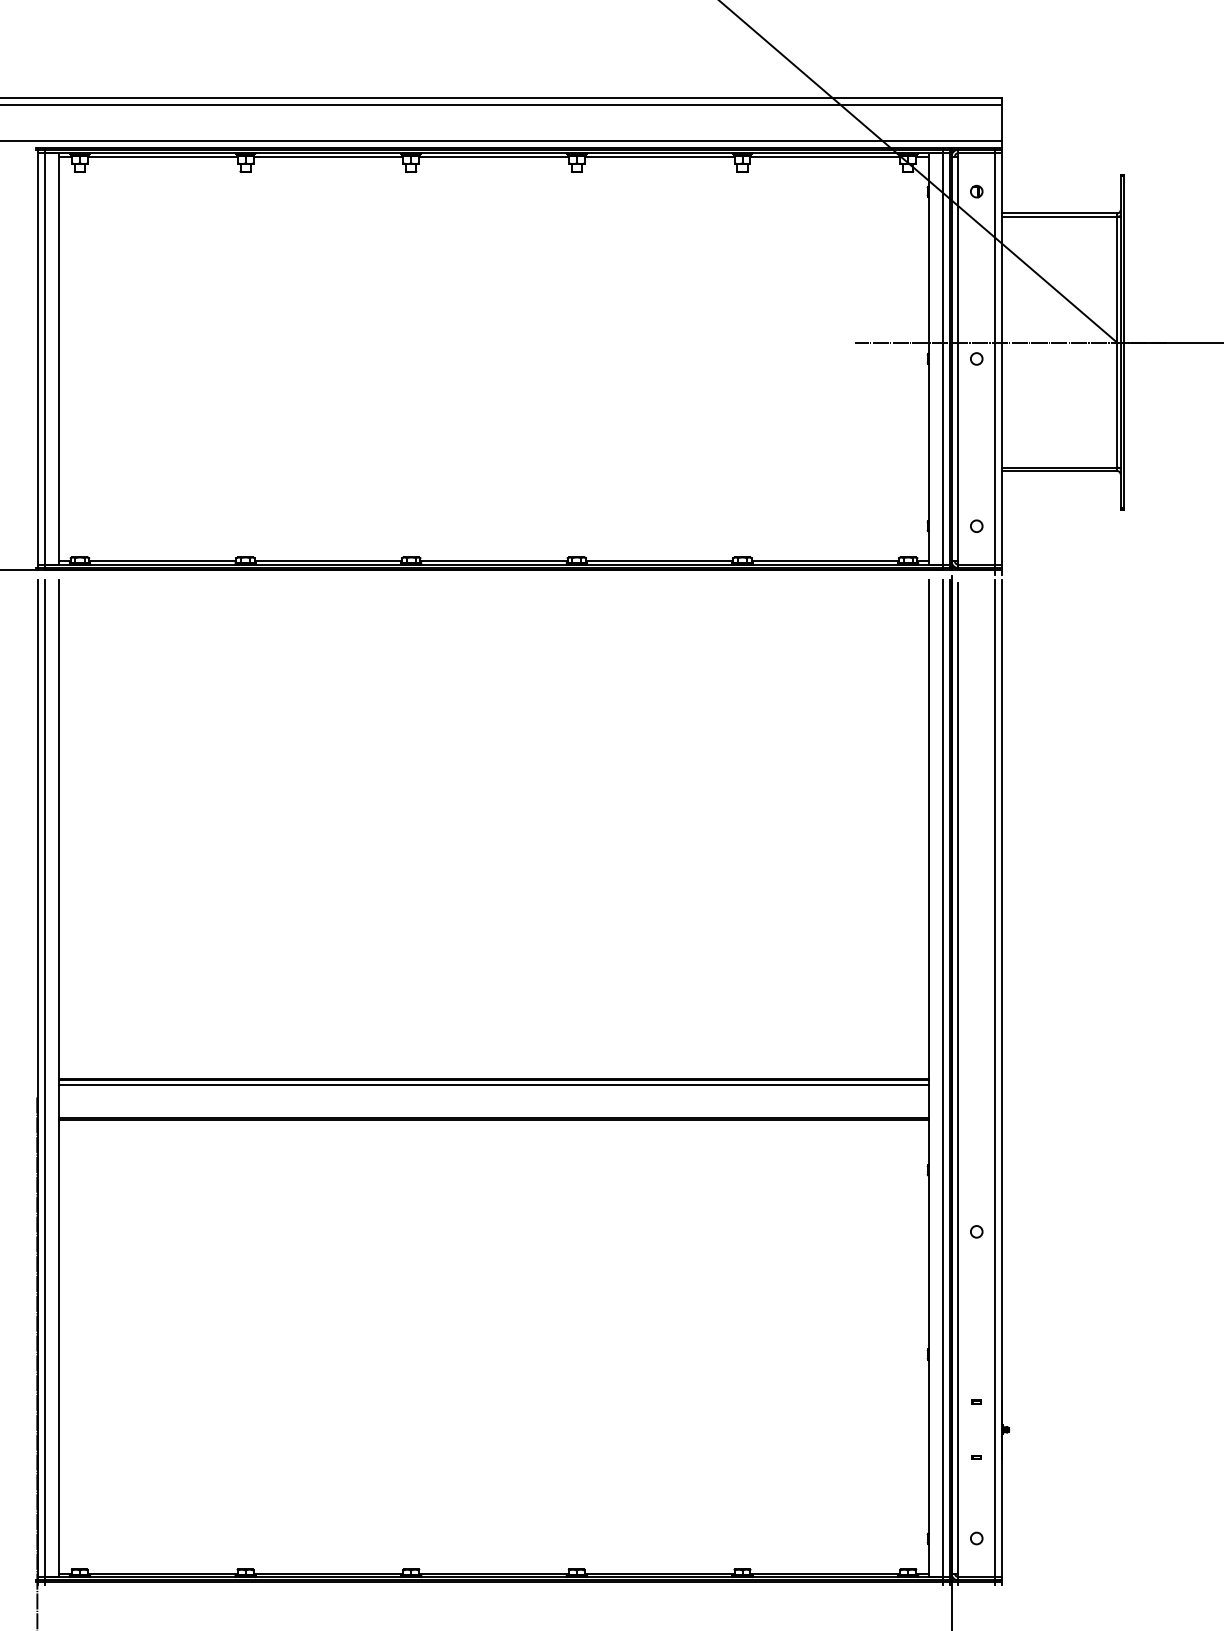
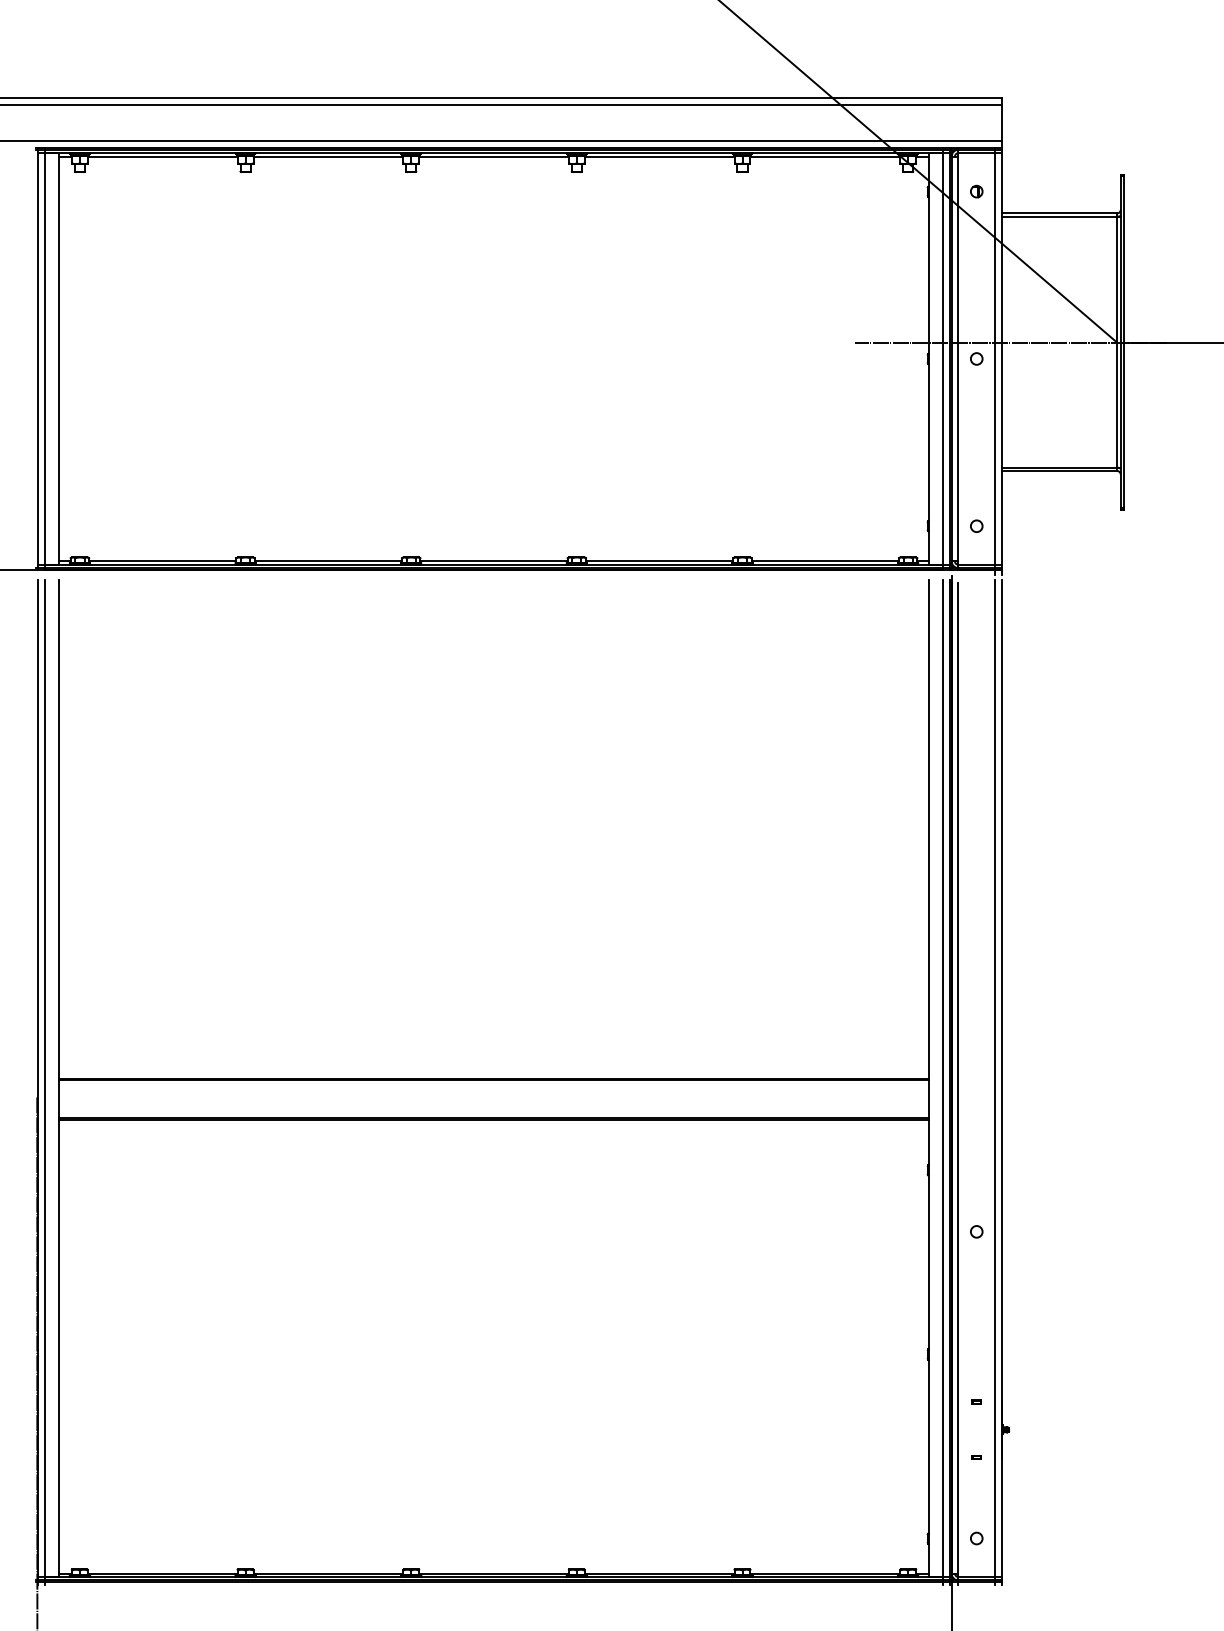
line: present -> none (494, 1084)
